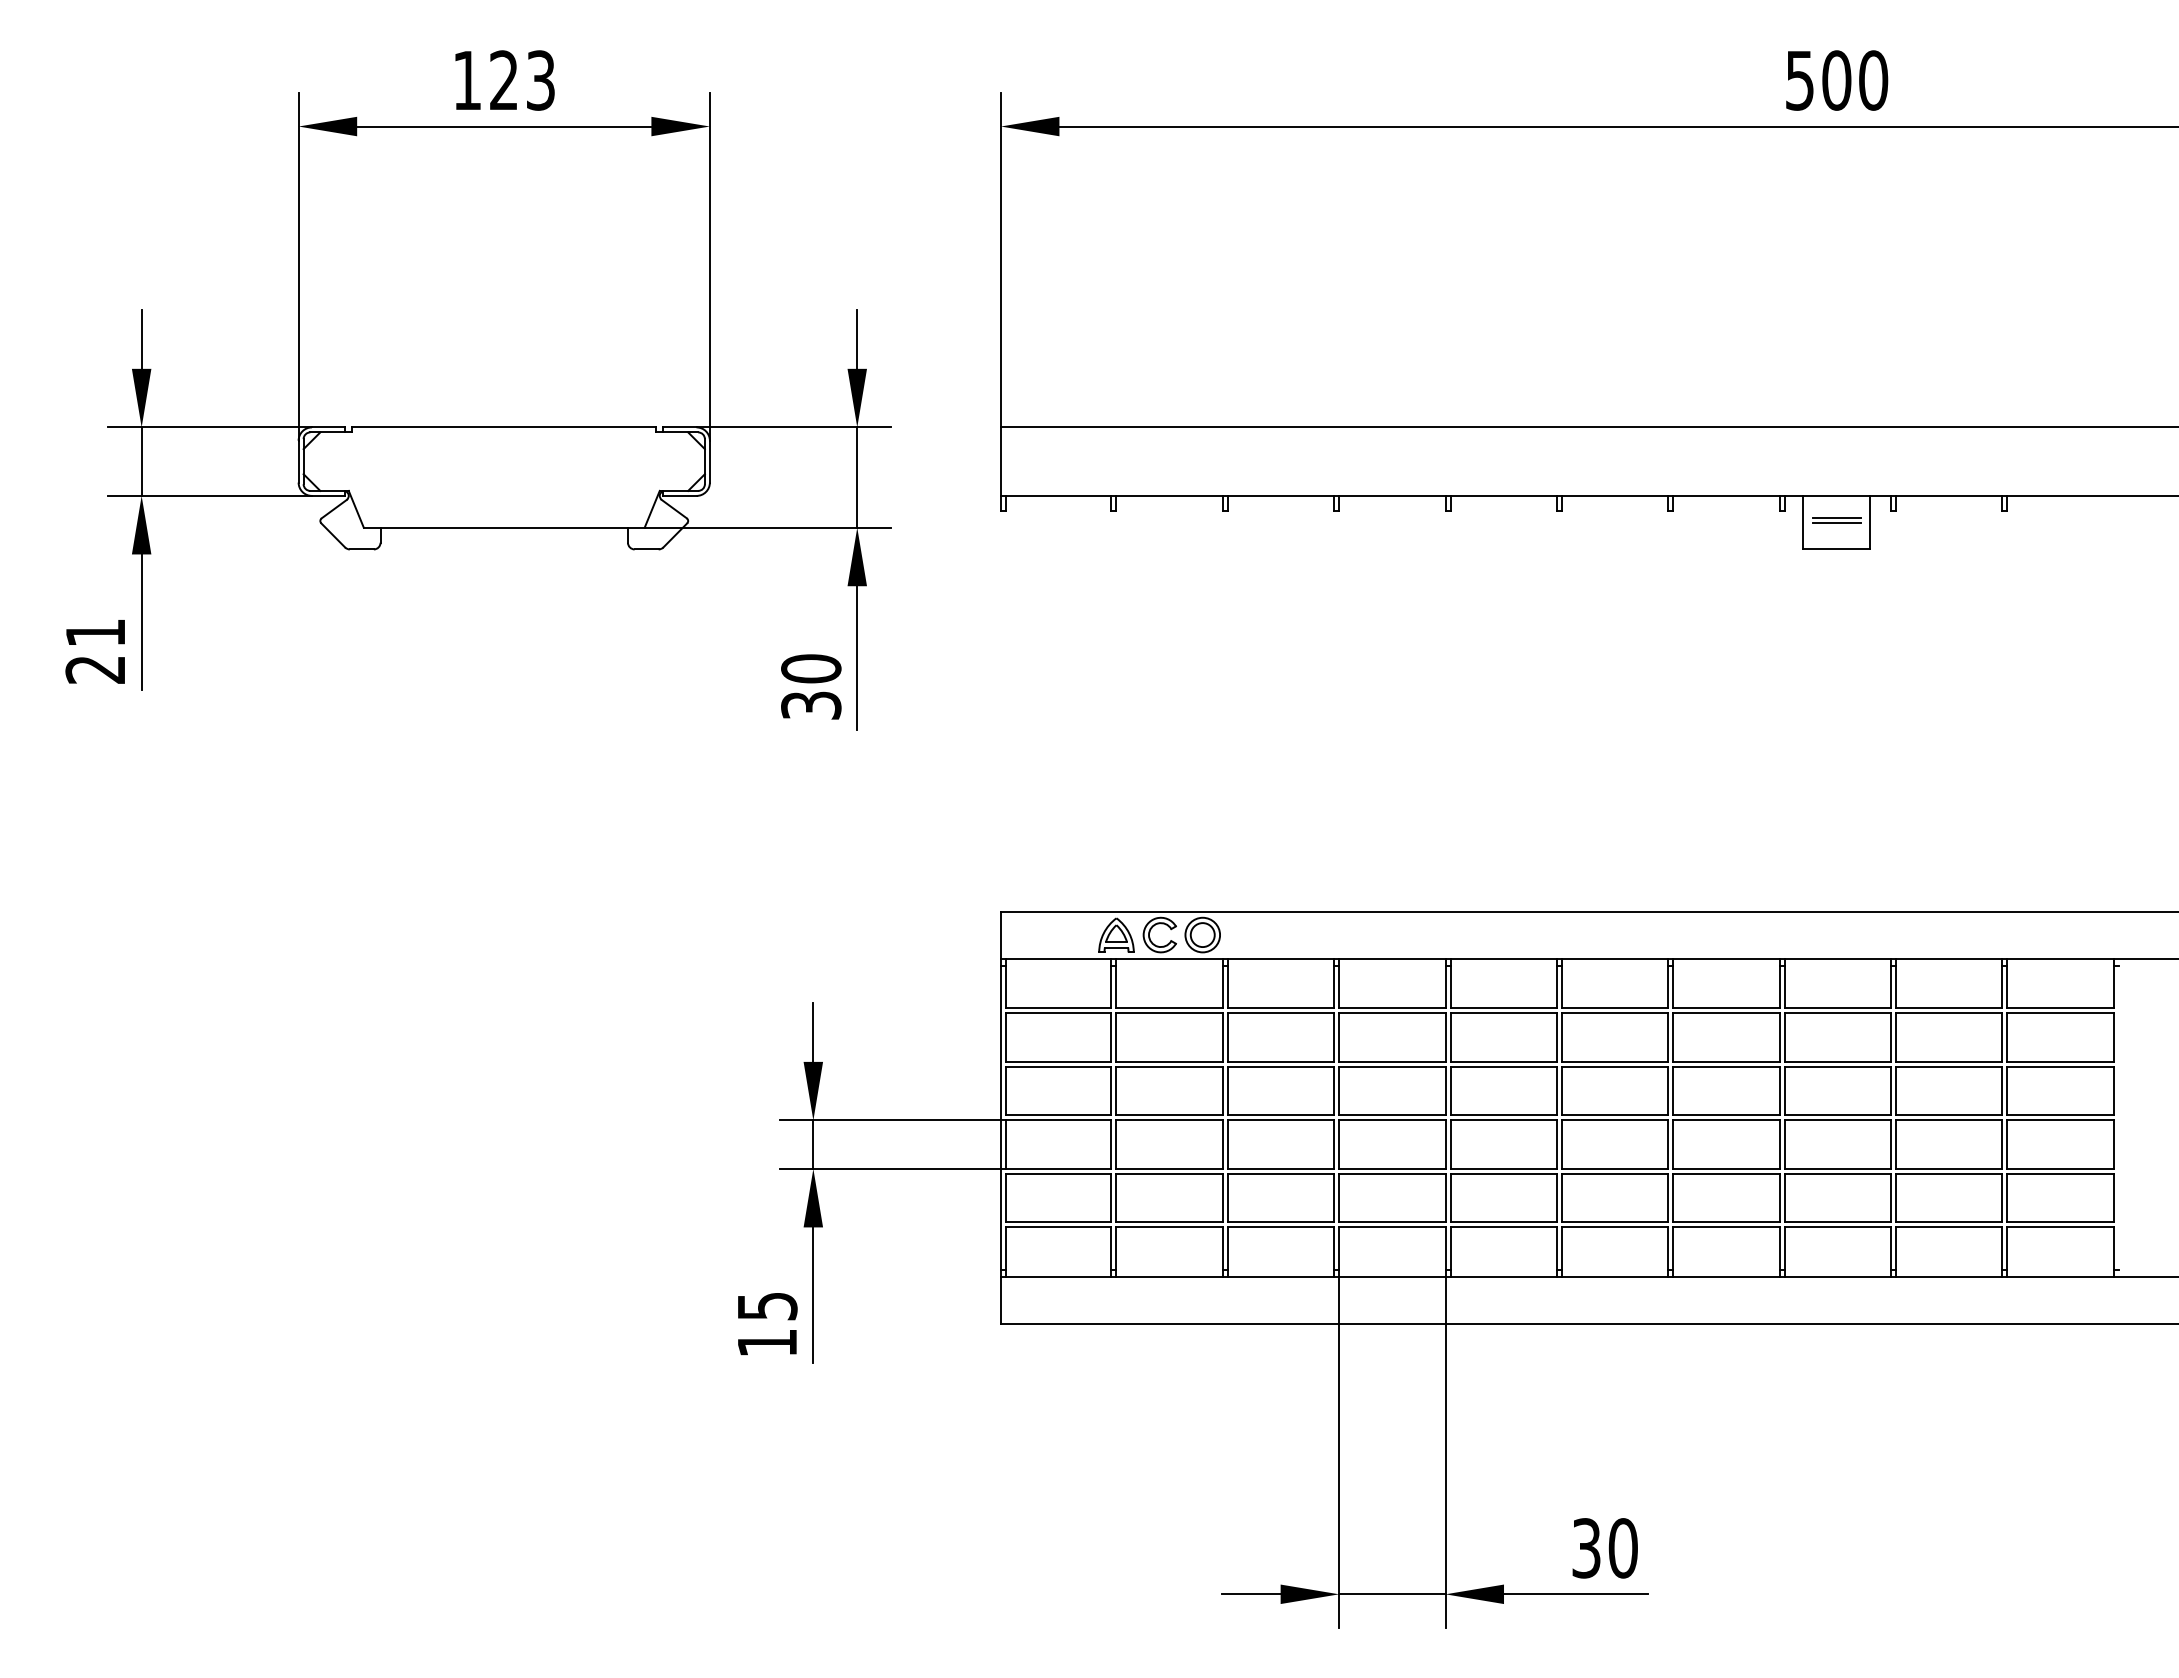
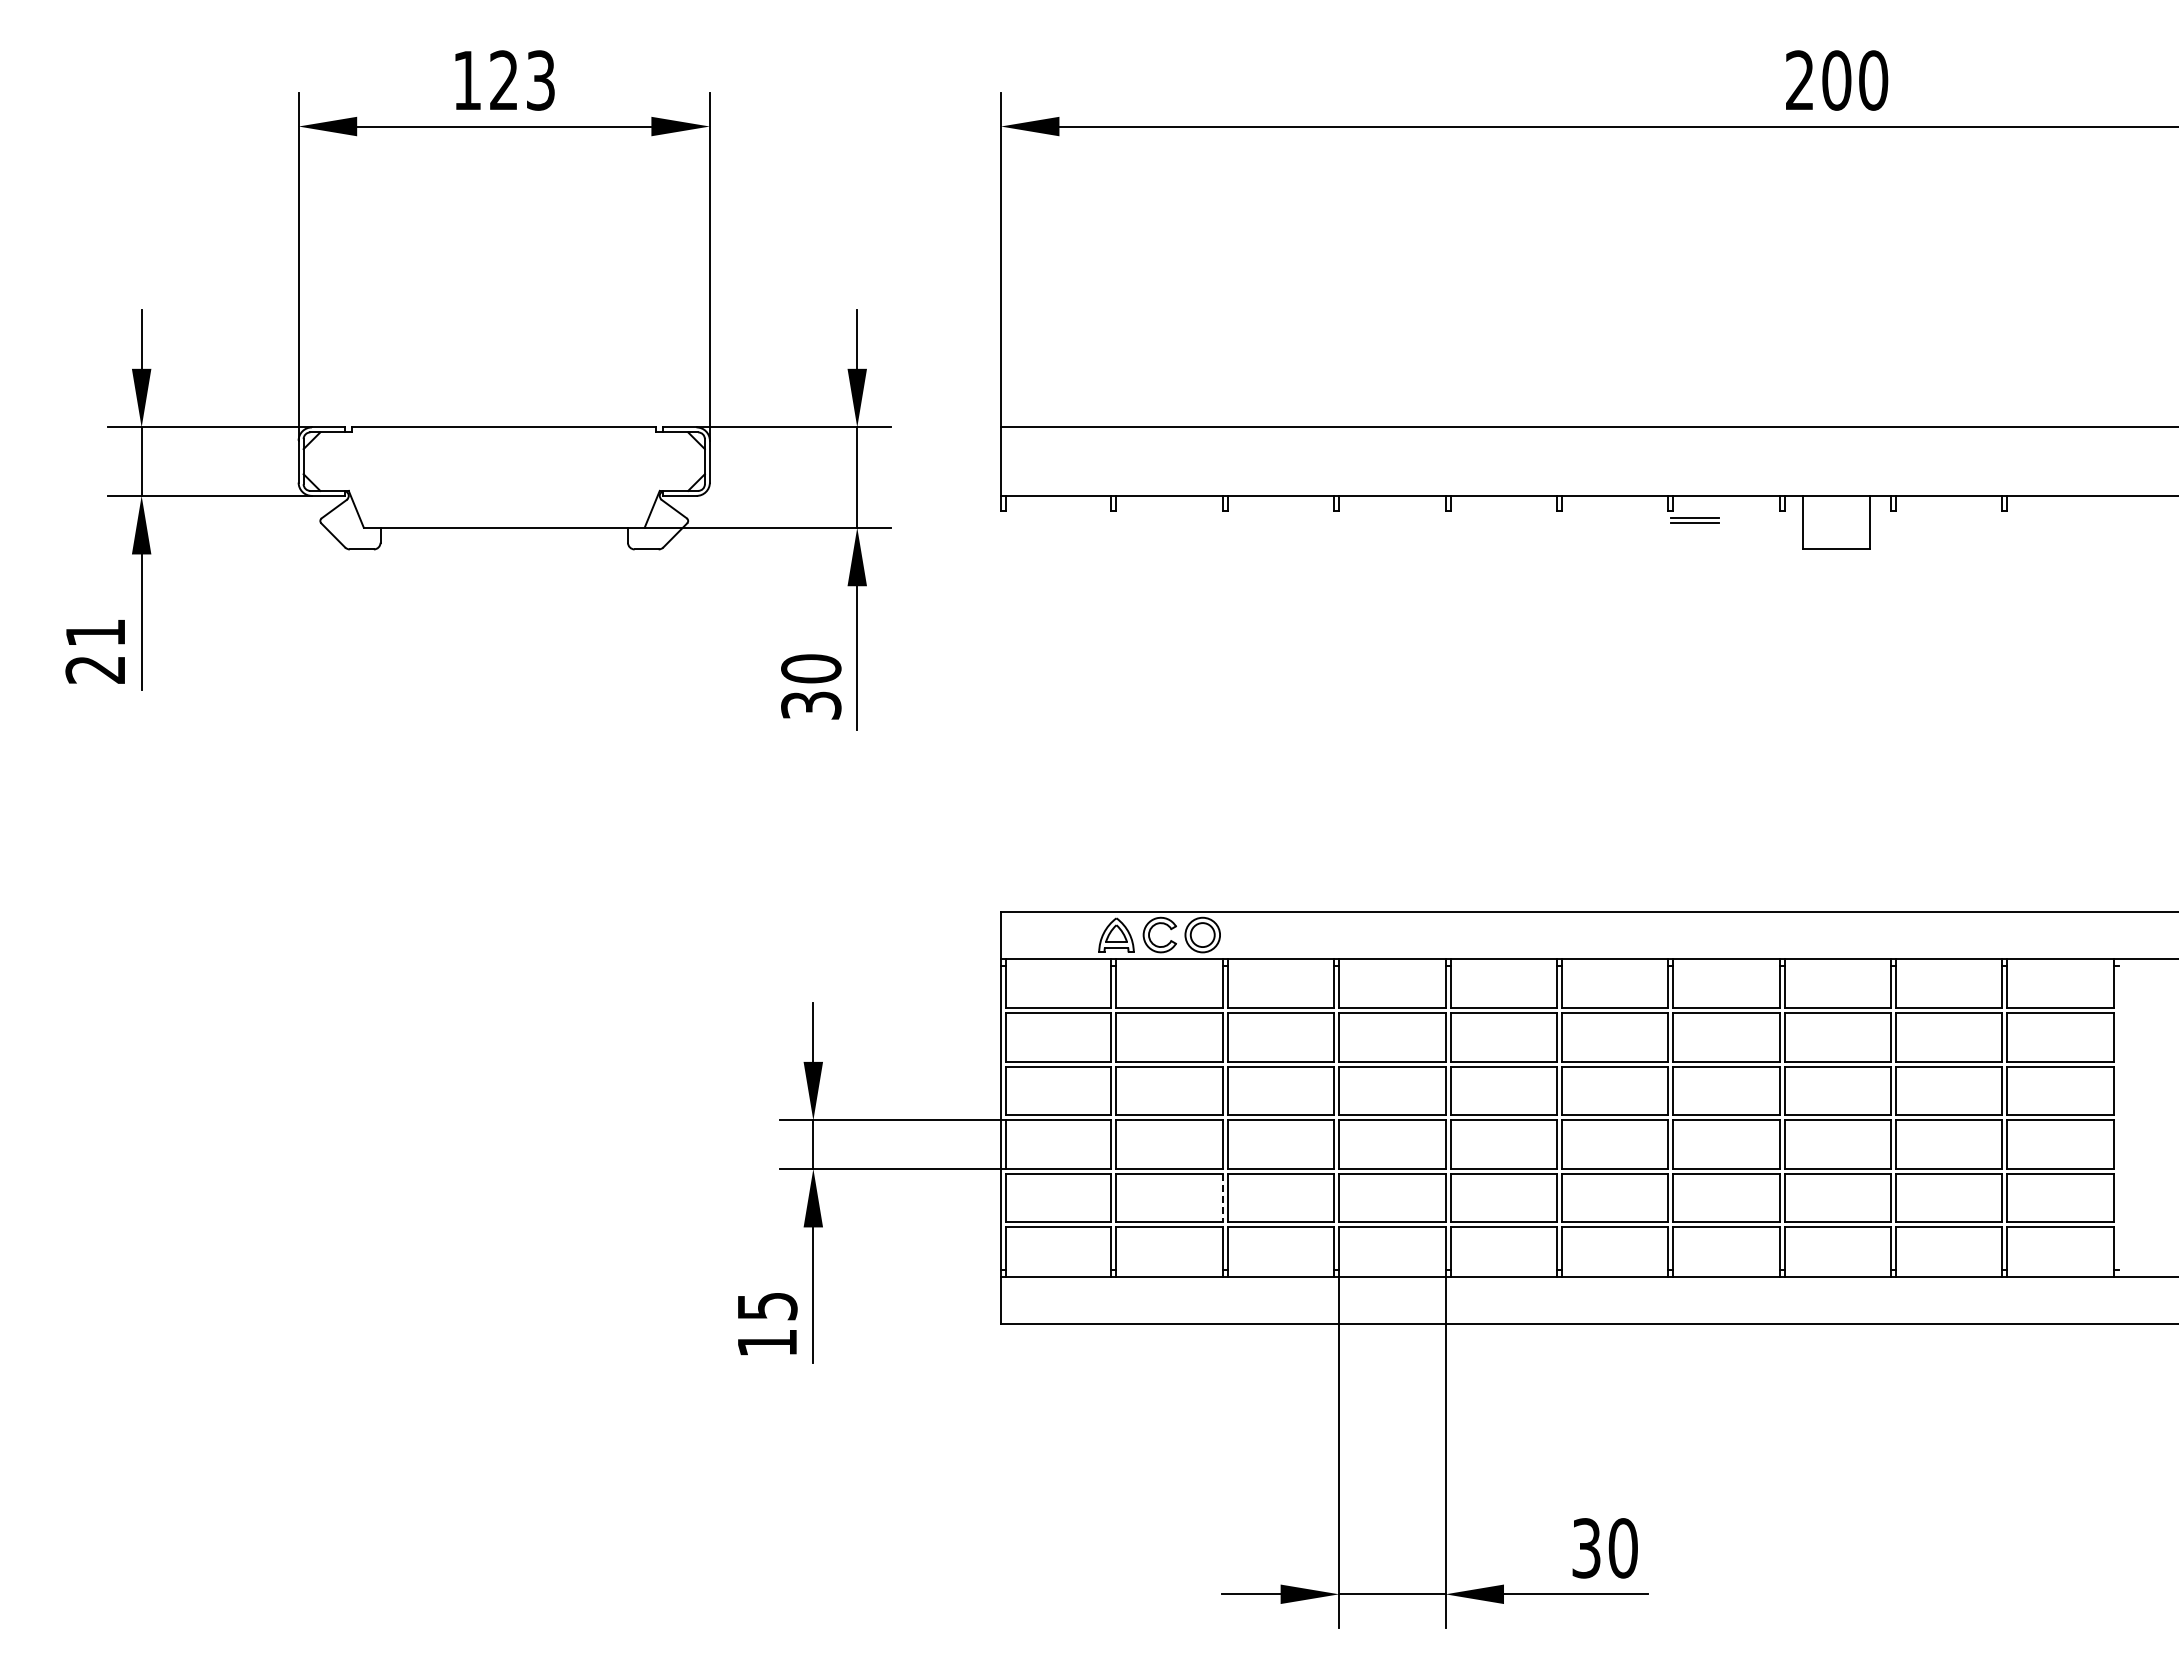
text: 500 -> 200 (1799, 80)
part position: (1836, 520) -> (1694, 520) (1694, 520)
line: solid -> dashed (1222, 1198)
